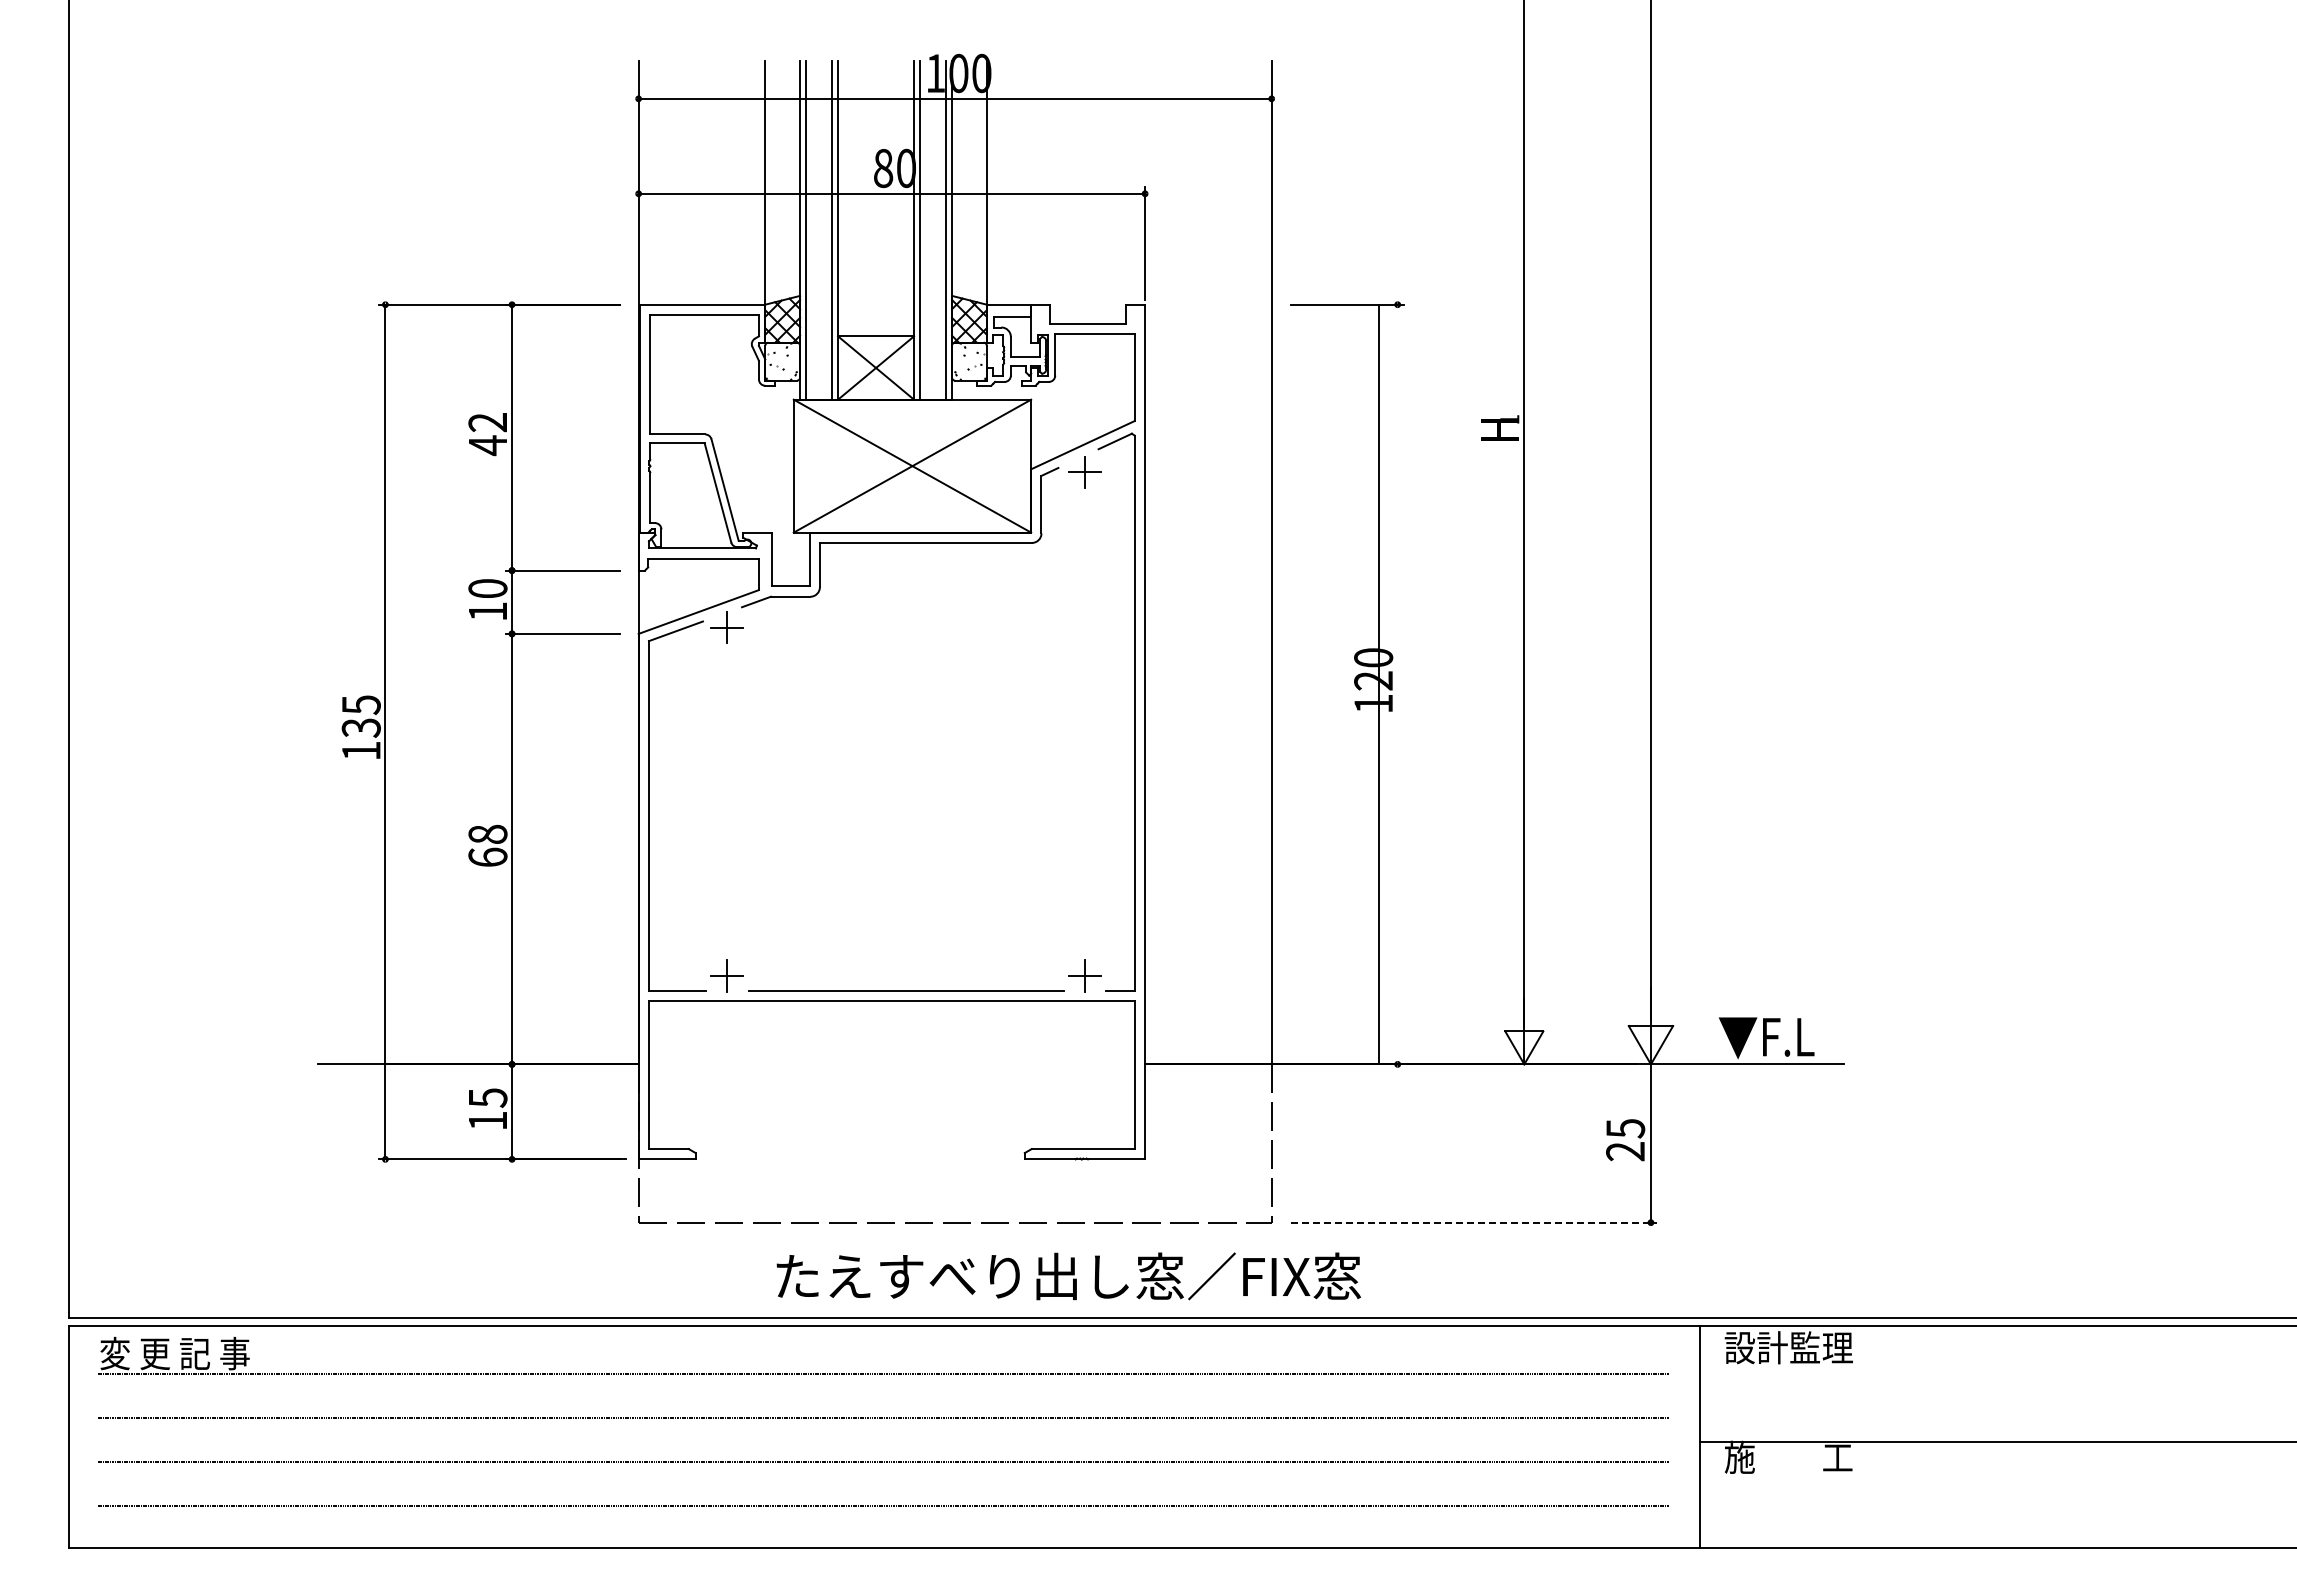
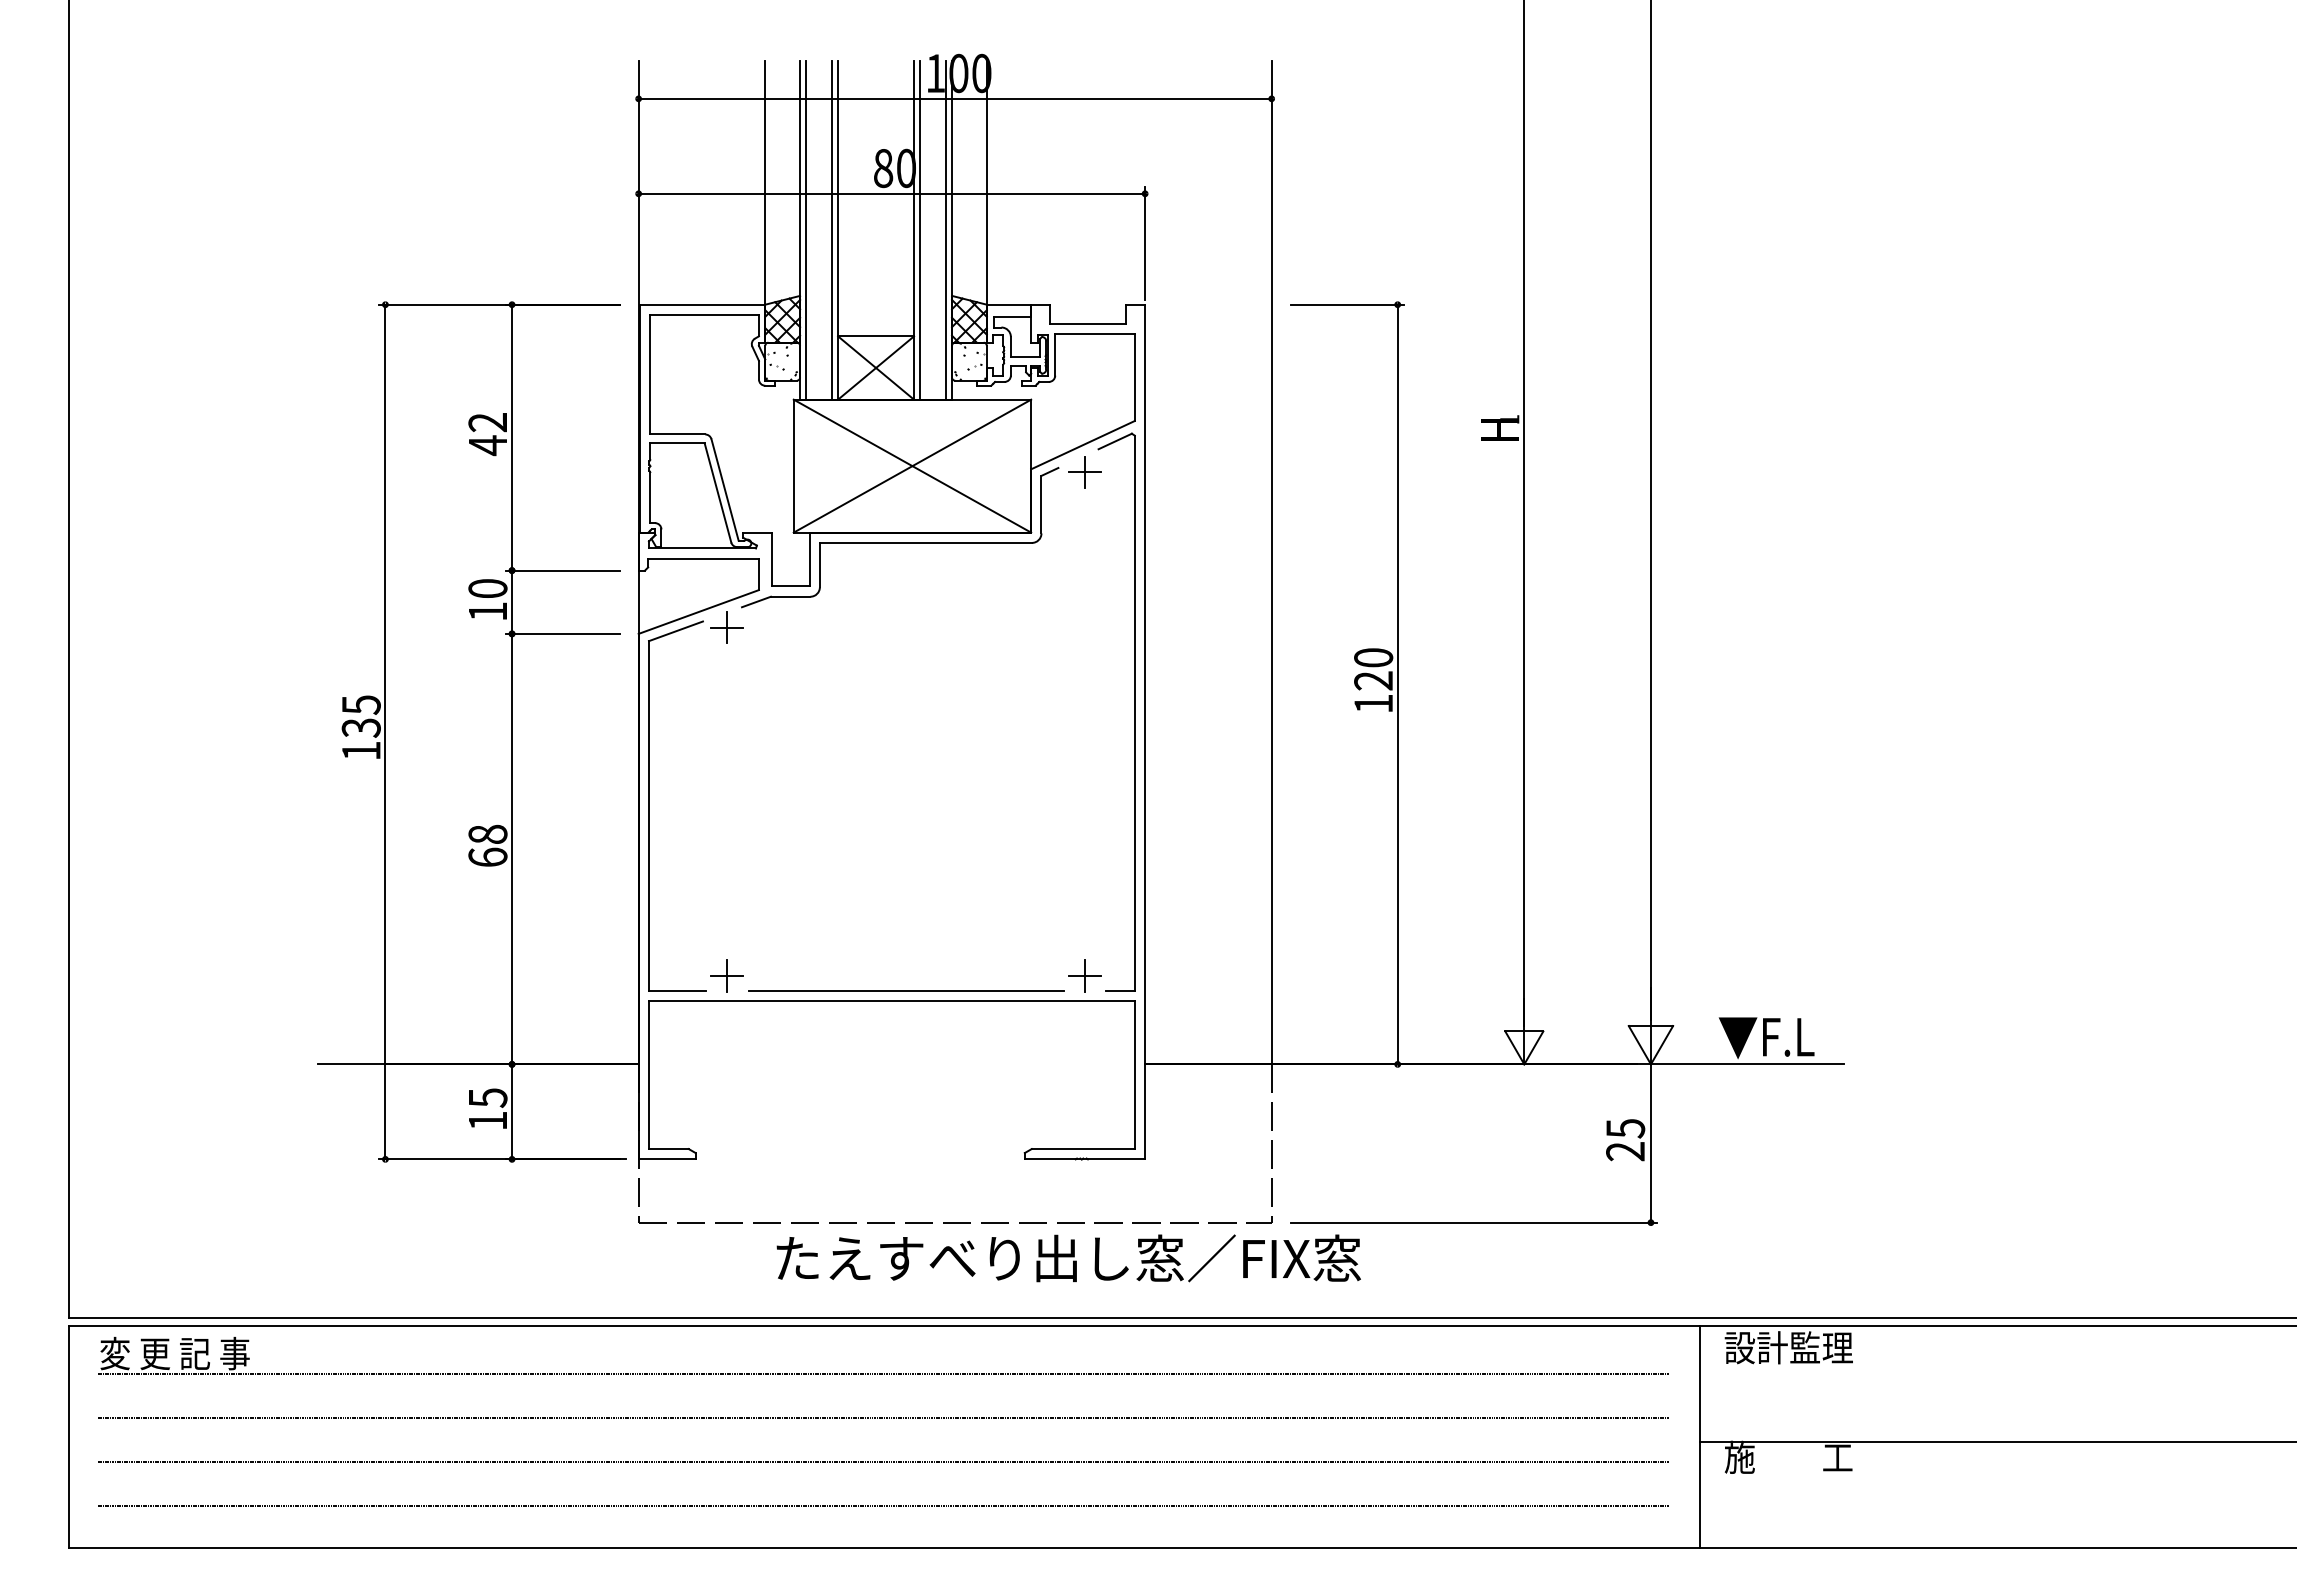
line position: (1378, 684) -> (1397, 684) (1397, 684)
line: dashed -> solid (1474, 1222)
text position: (1068, 1276) -> (1068, 1258) (1068, 1258)
